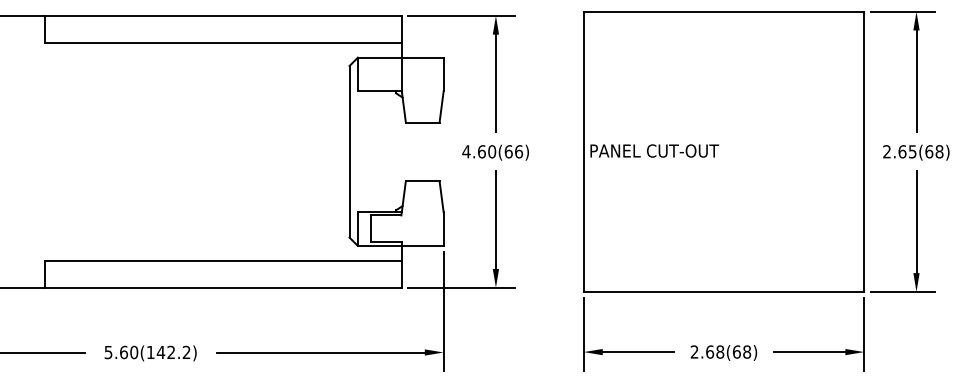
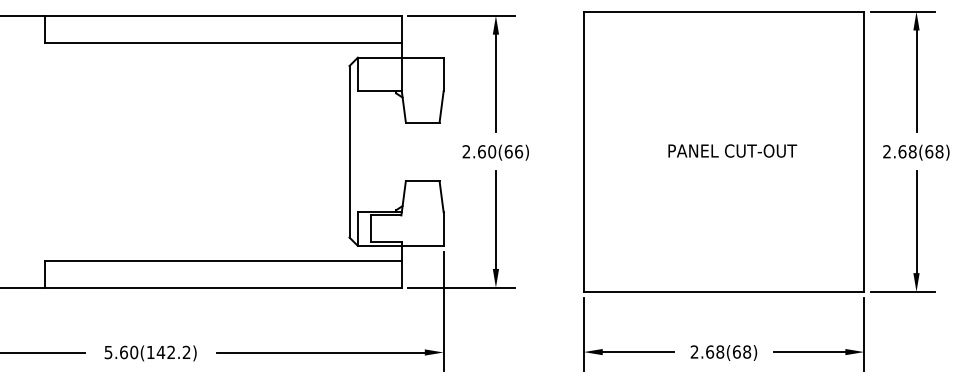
text position: (654, 150) -> (732, 150) (732, 150)
text: 4.60(66) -> 2.60(66) (466, 151)
text: 2.65(68) -> 2.68(68) (912, 151)
